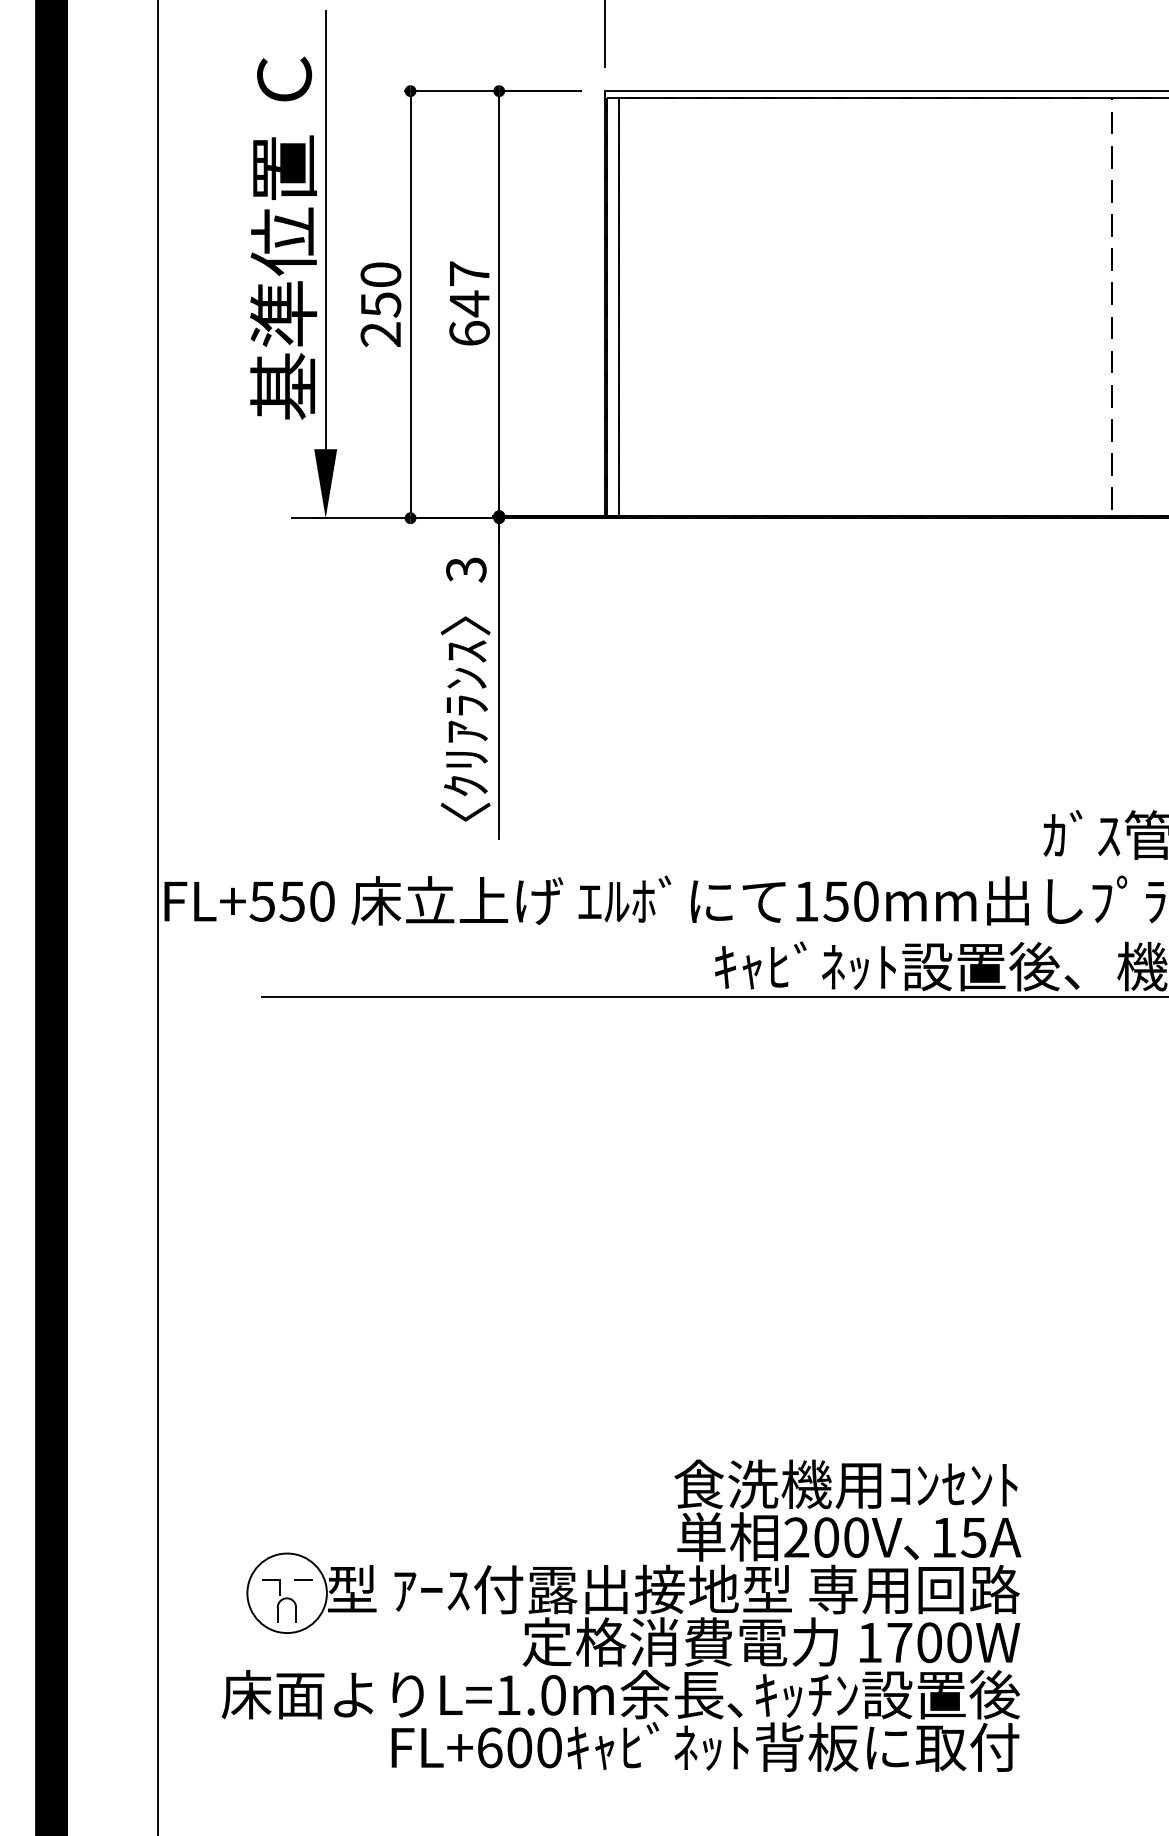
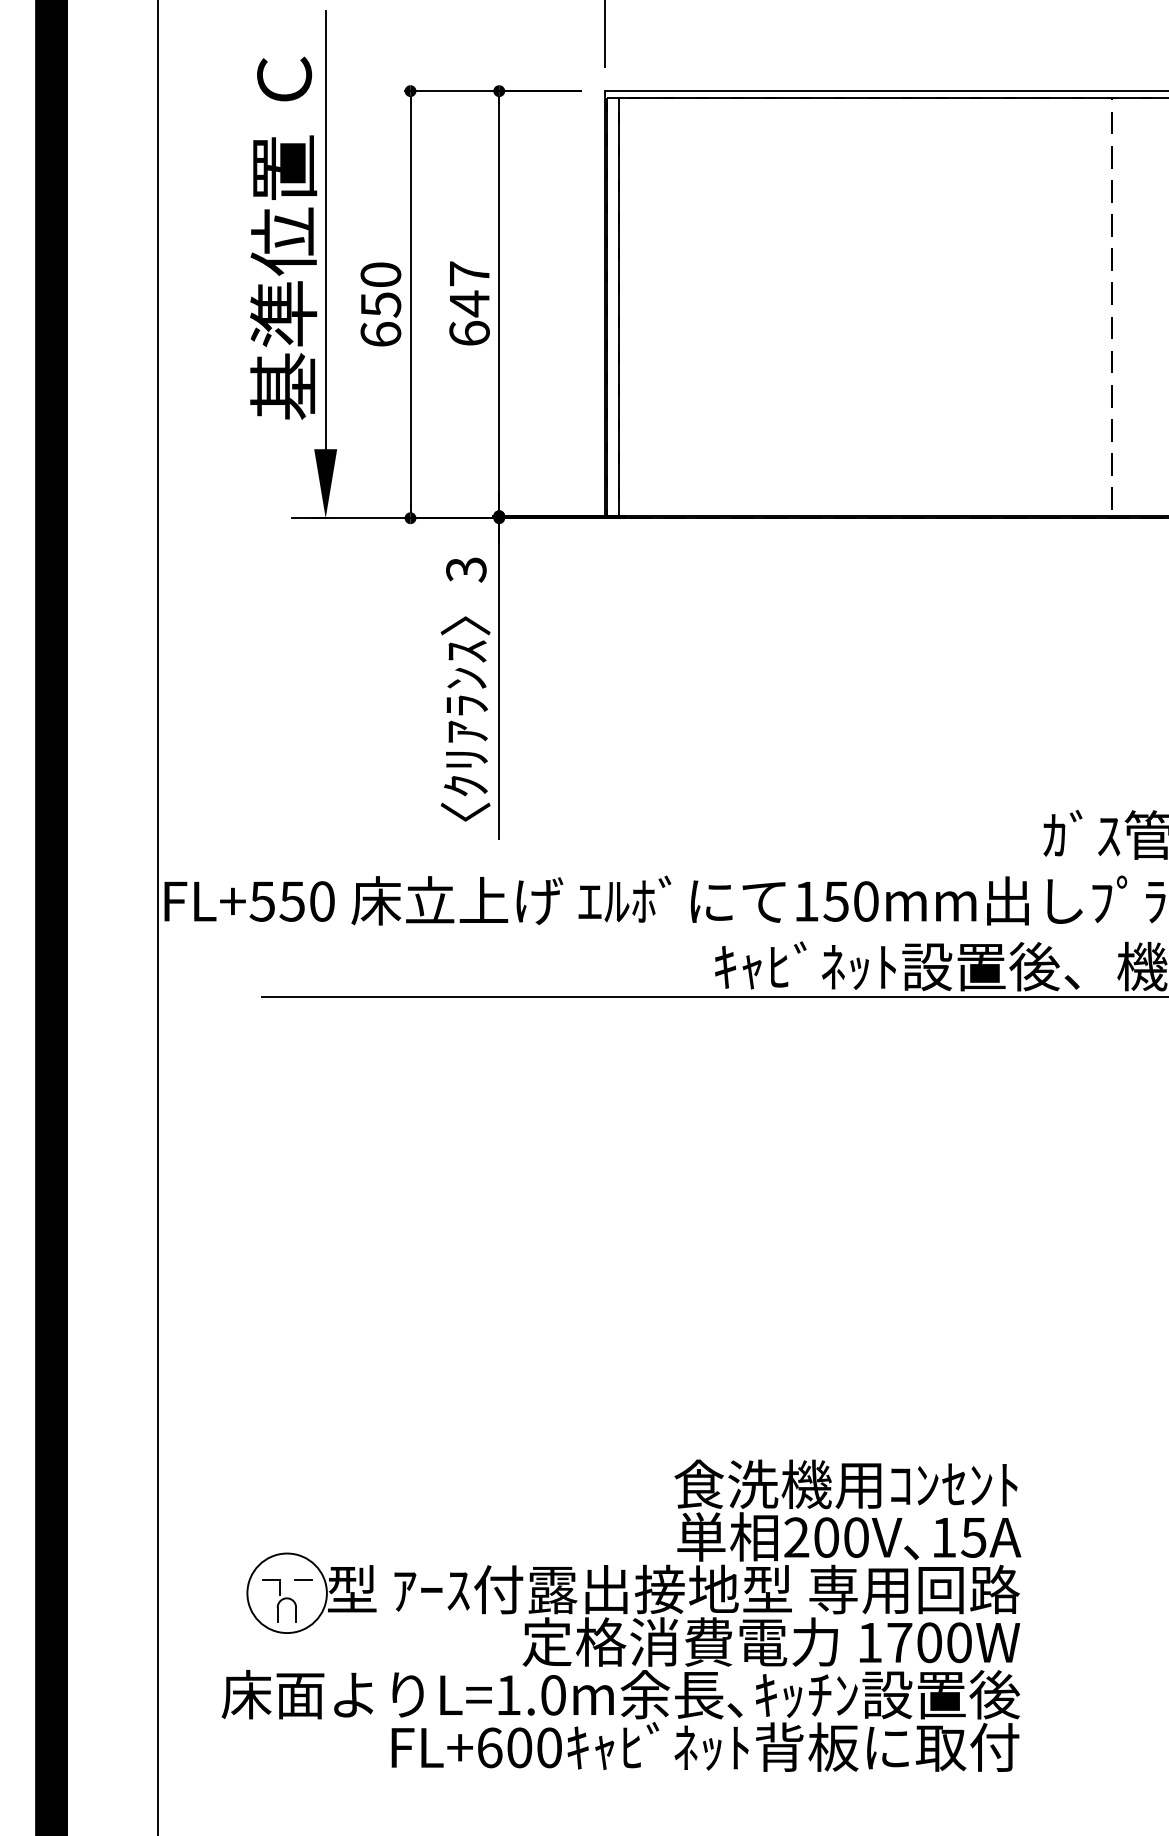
text: 250 -> 650 (380, 334)
